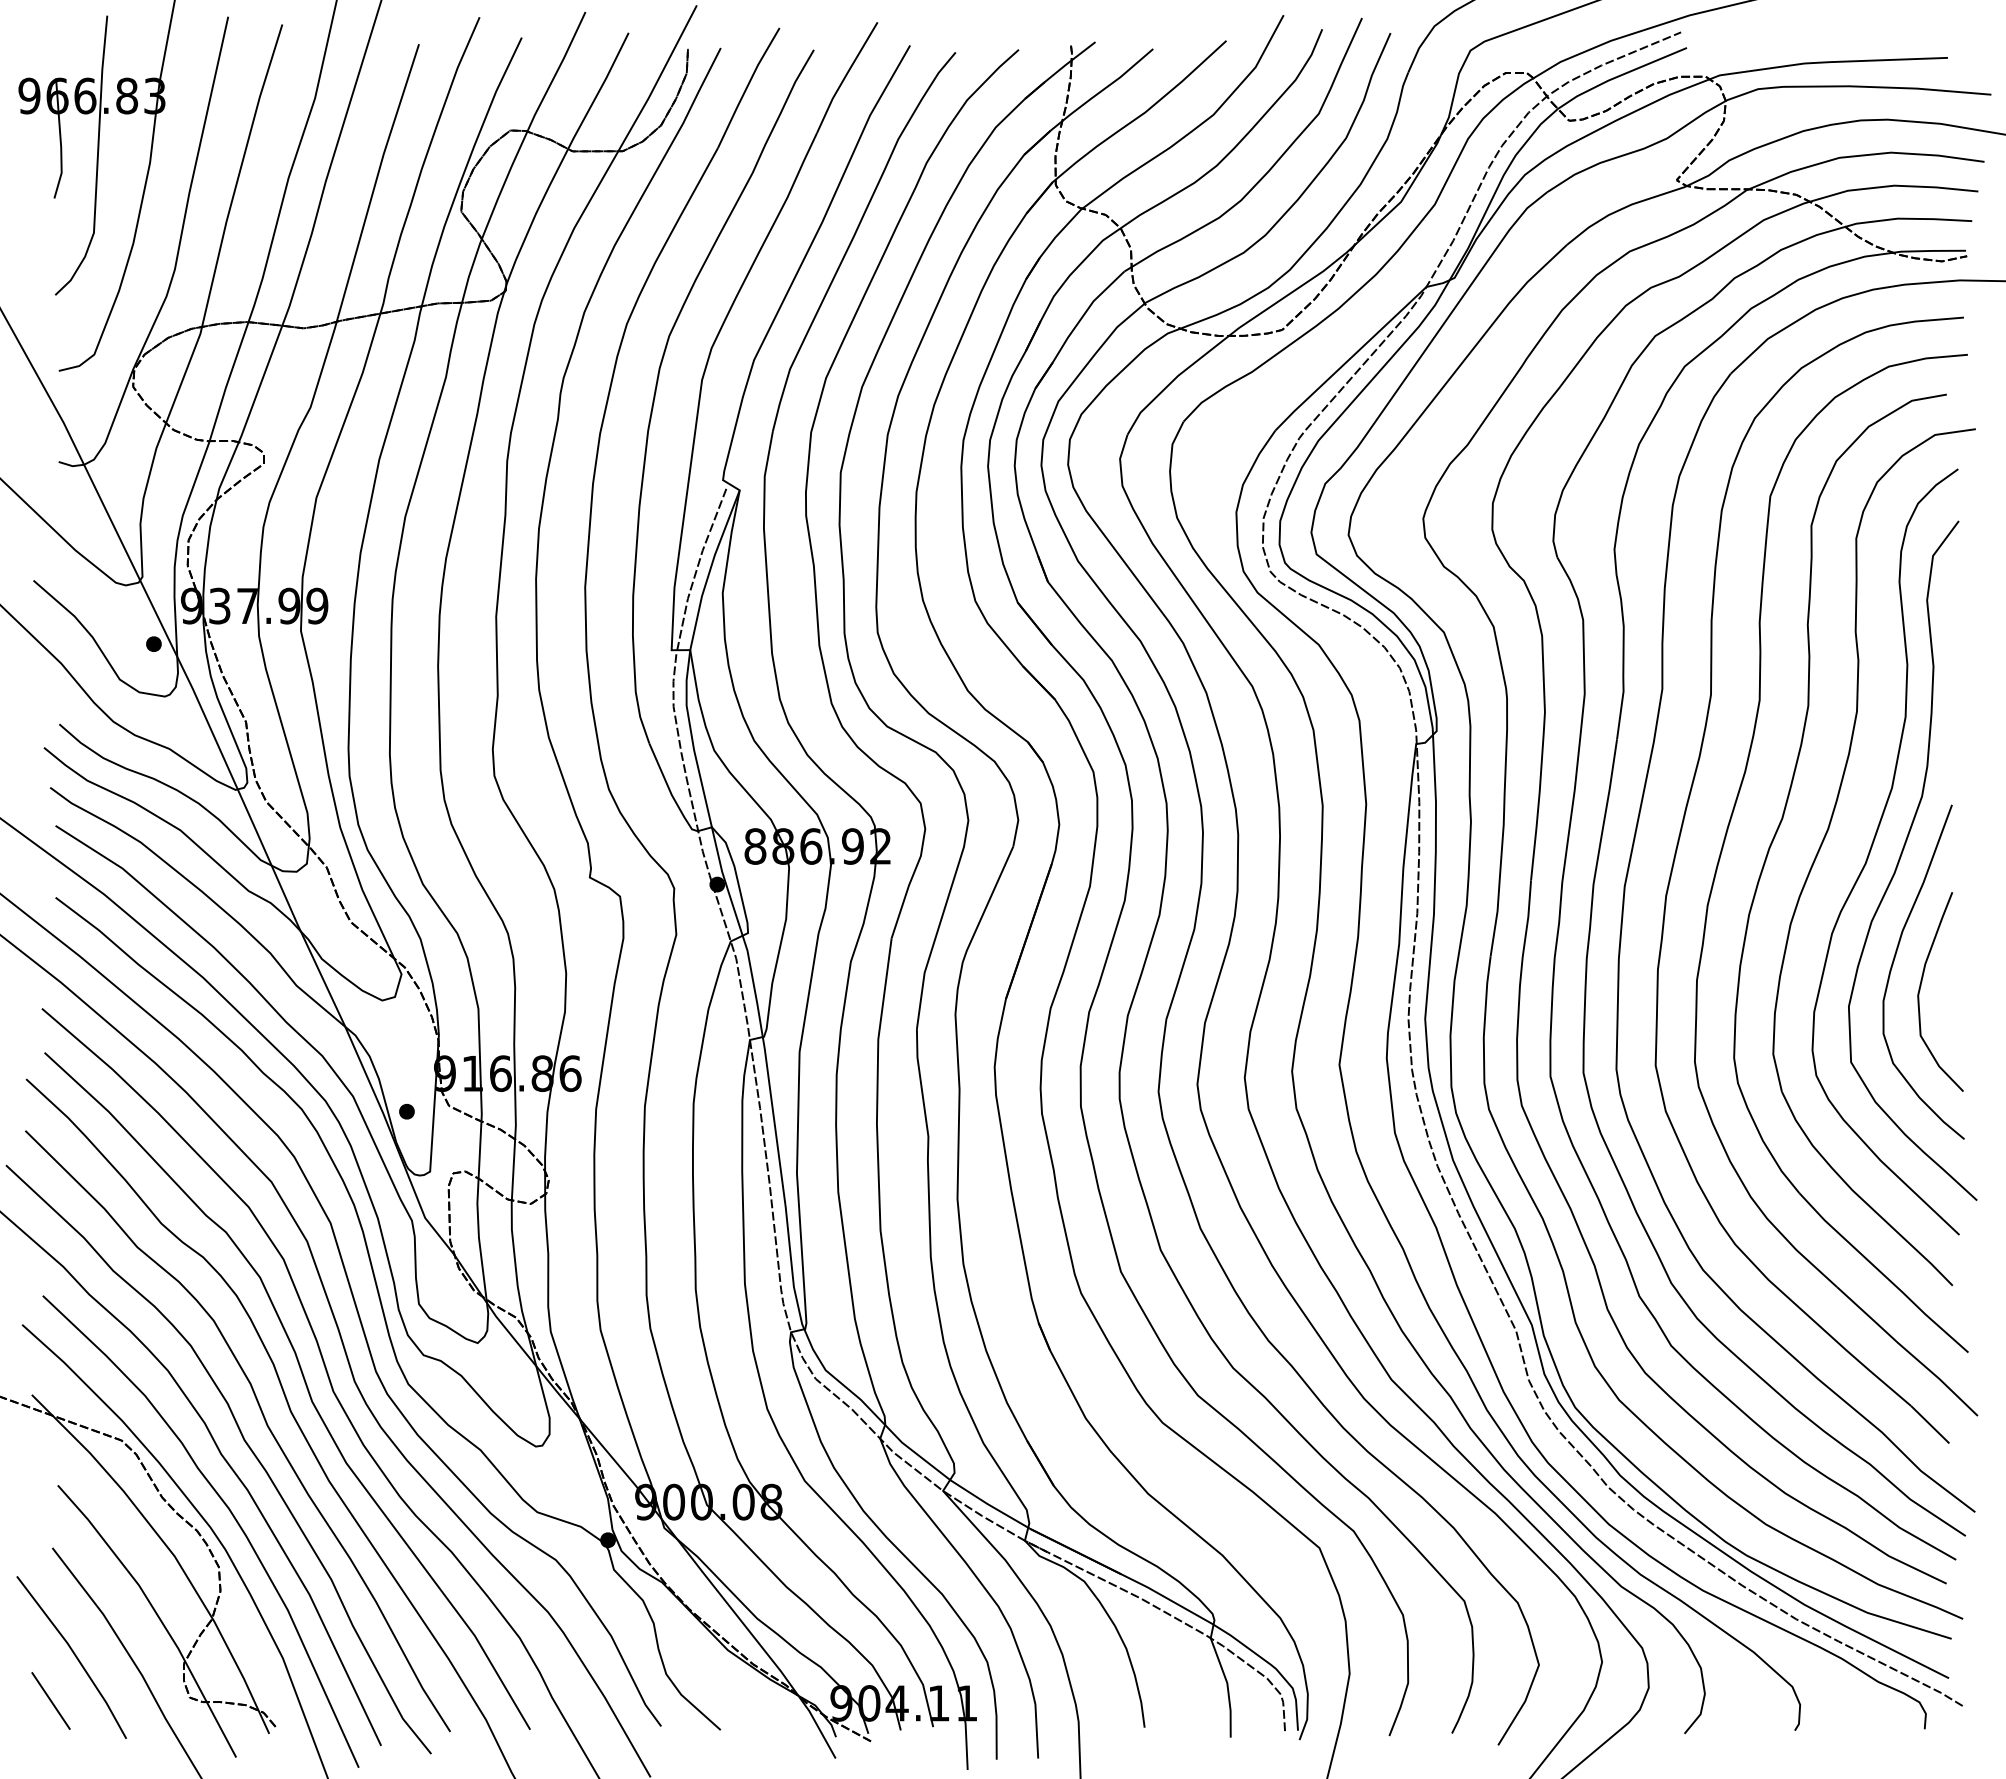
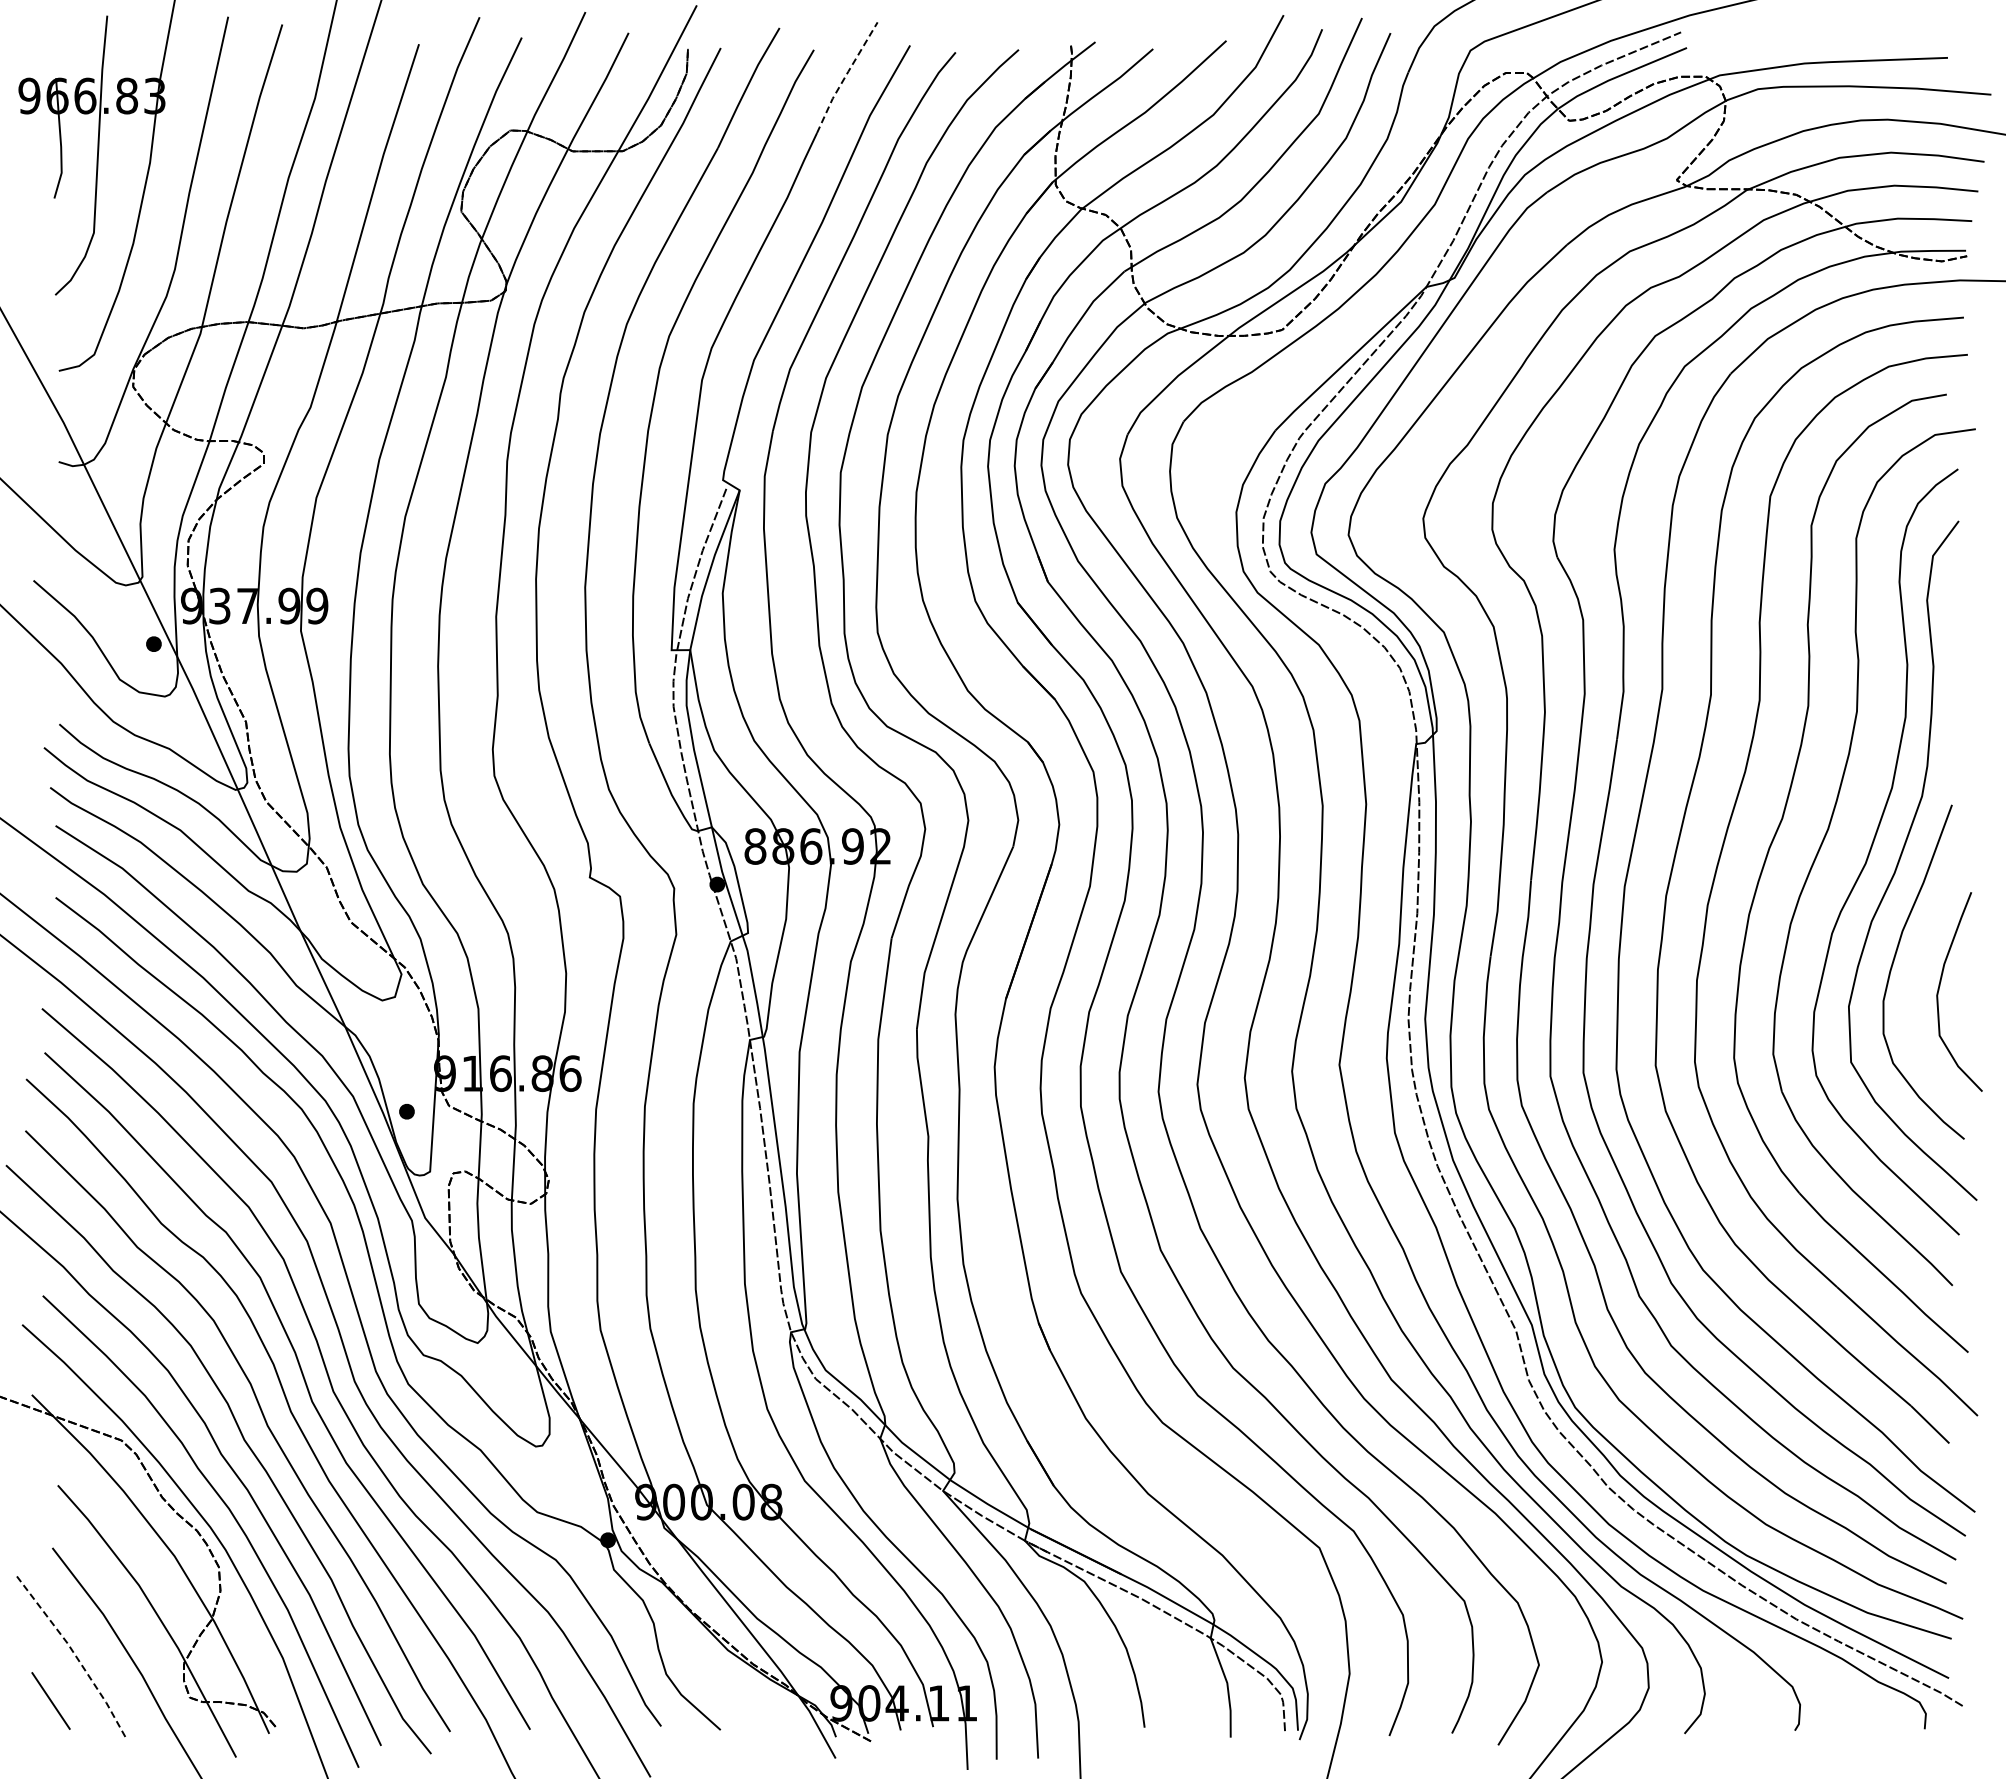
line: solid -> dashed (845, 76)
curve position: (1921, 986) -> (1940, 986) (1940, 986)
line: solid -> dashed (75, 1655)
